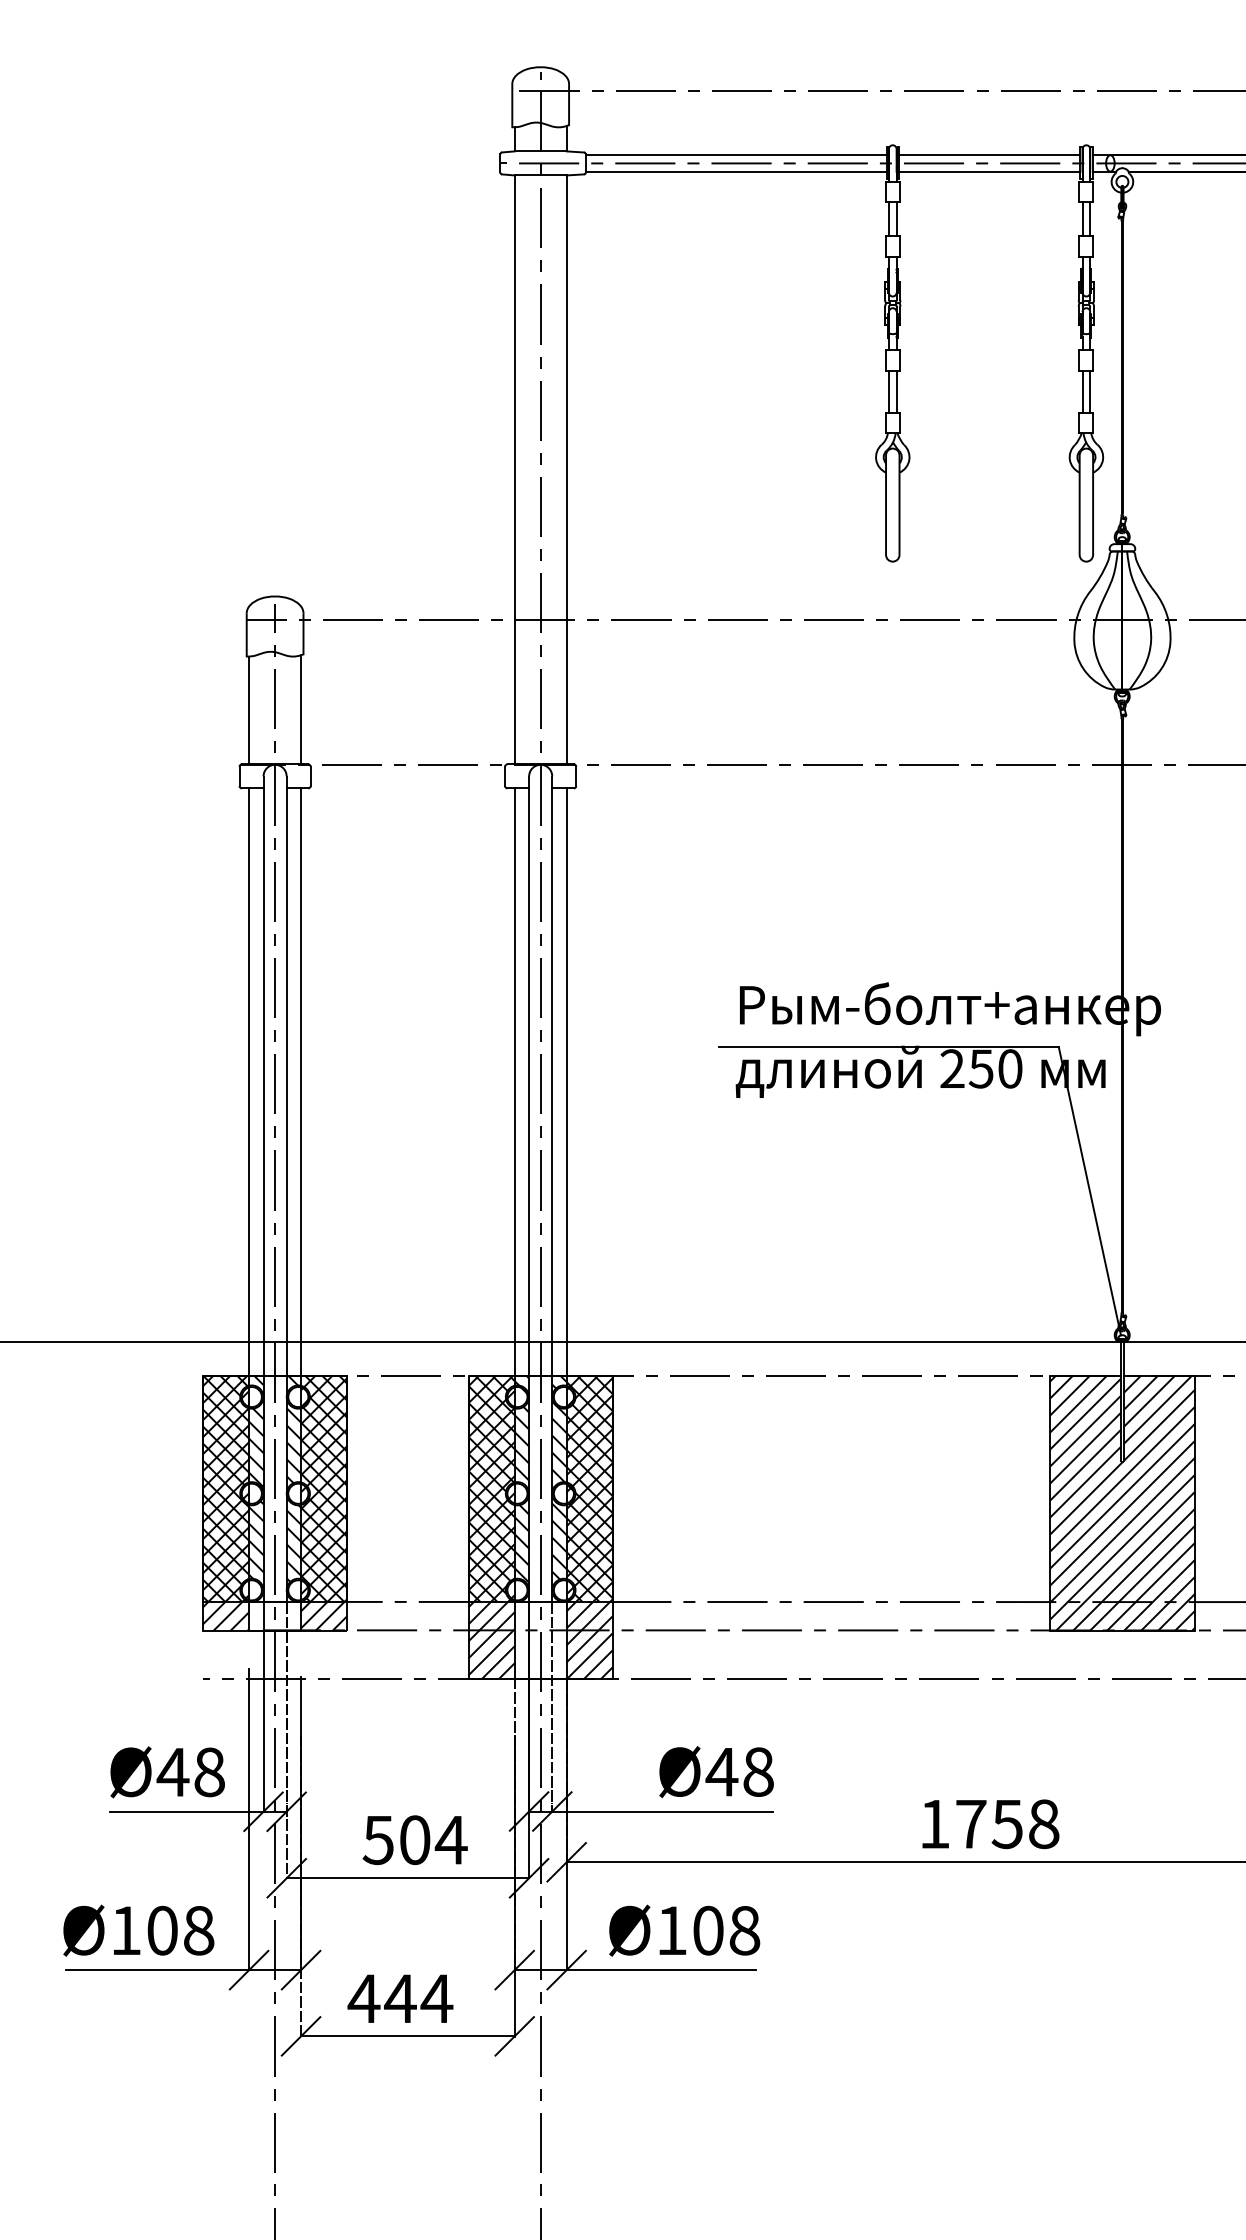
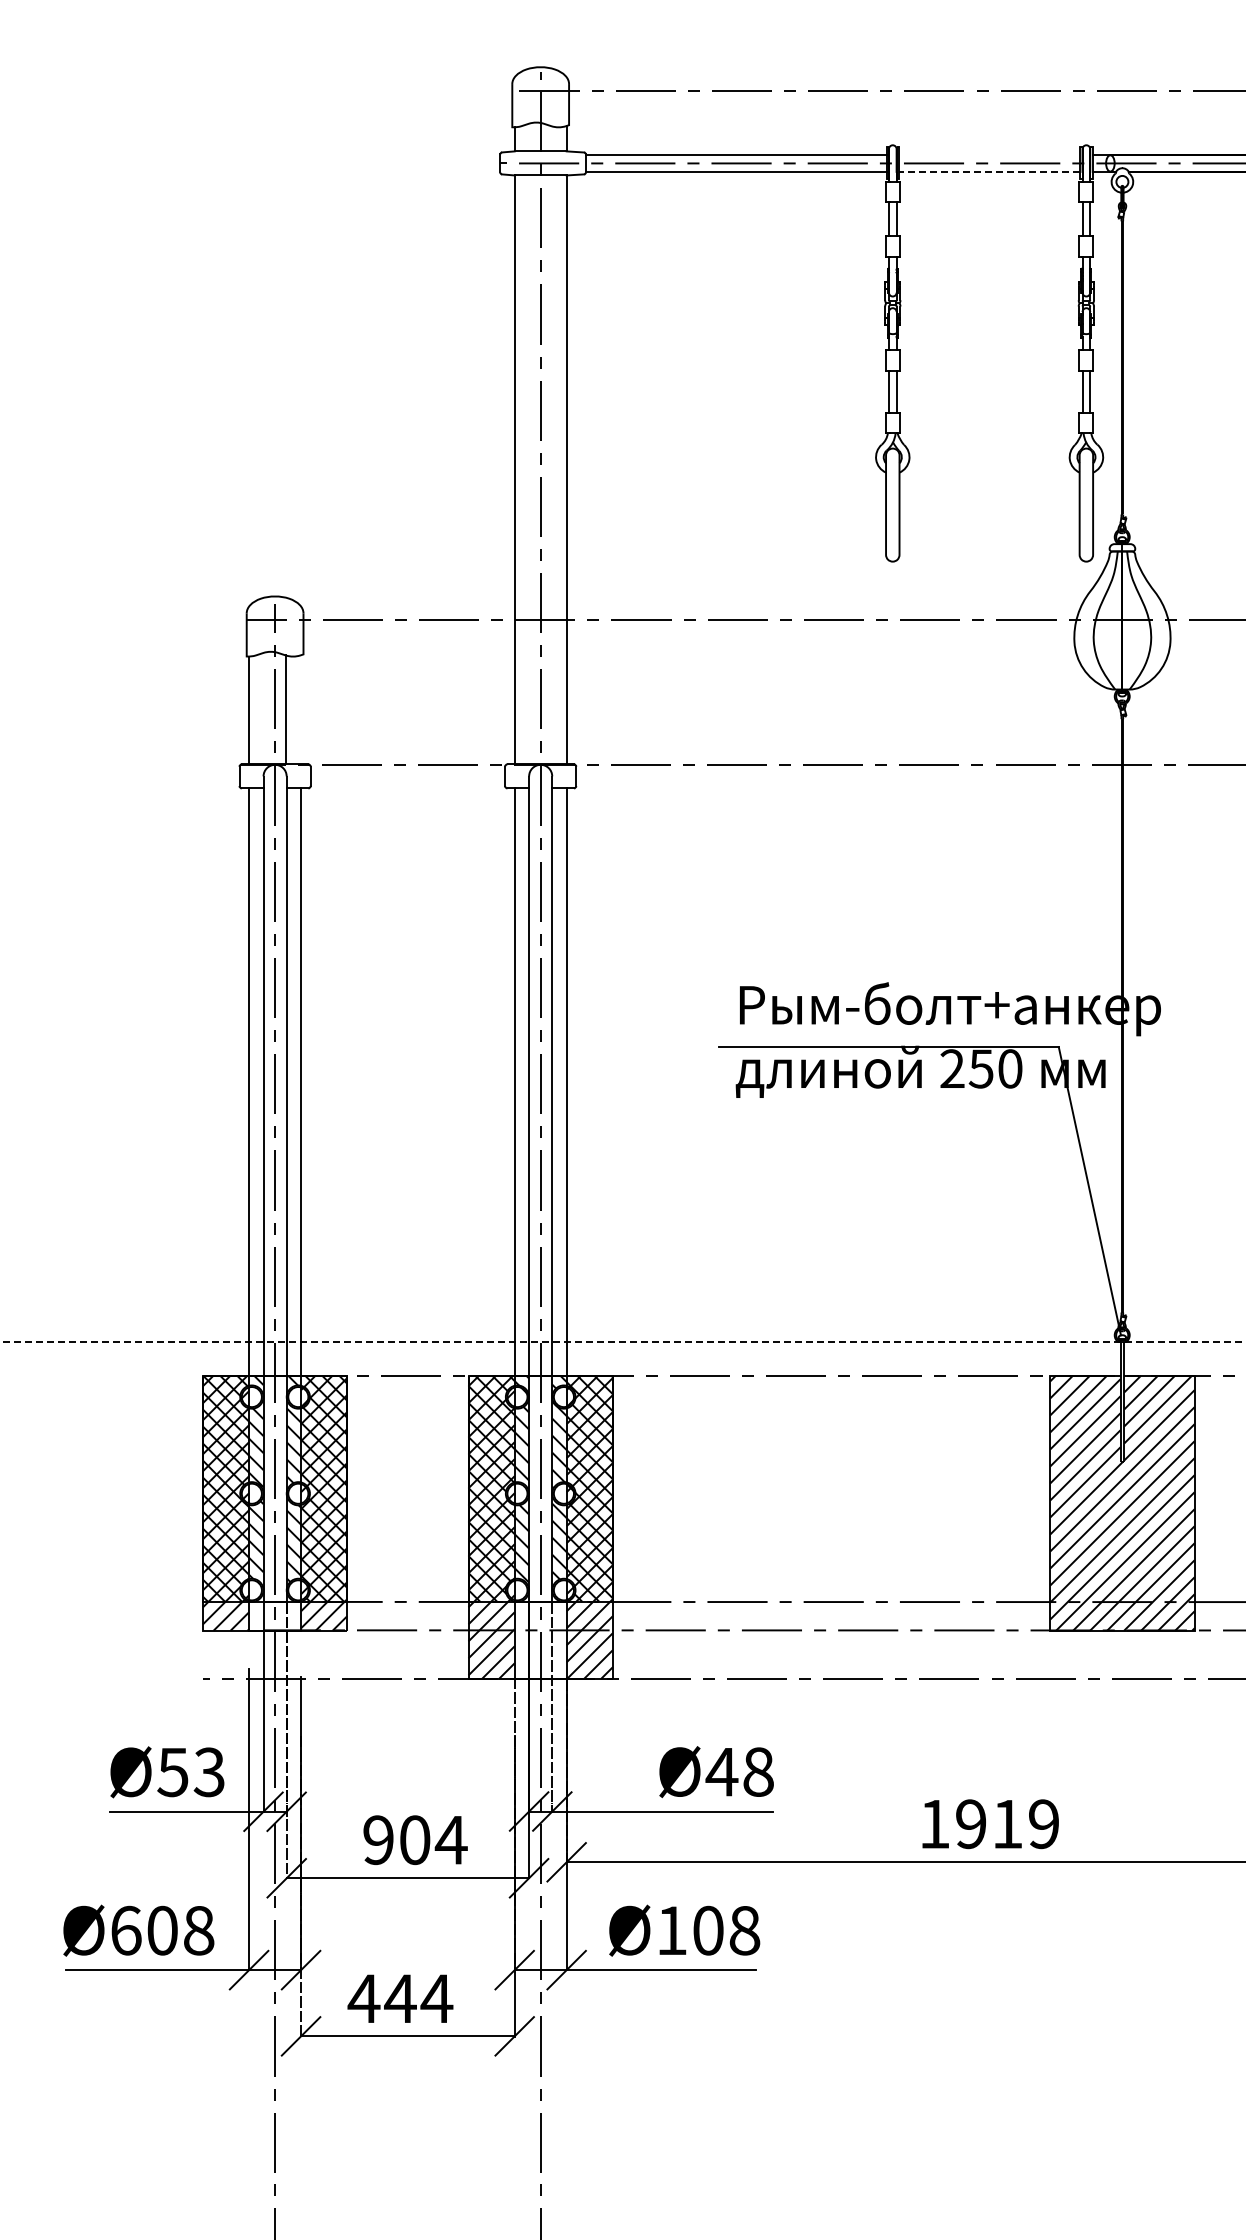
line: present -> none (989, 155)
line: solid -> dashed (989, 171)
line position: (301, 709) -> (286, 709) (286, 709)
line: solid -> dashed (623, 1342)
text: Ø48 -> Ø53 (190, 1772)
text: 1758 -> 1919 (1007, 1824)
text: 504 -> 904 (377, 1840)
text: Ø108 -> Ø608 (126, 1930)
